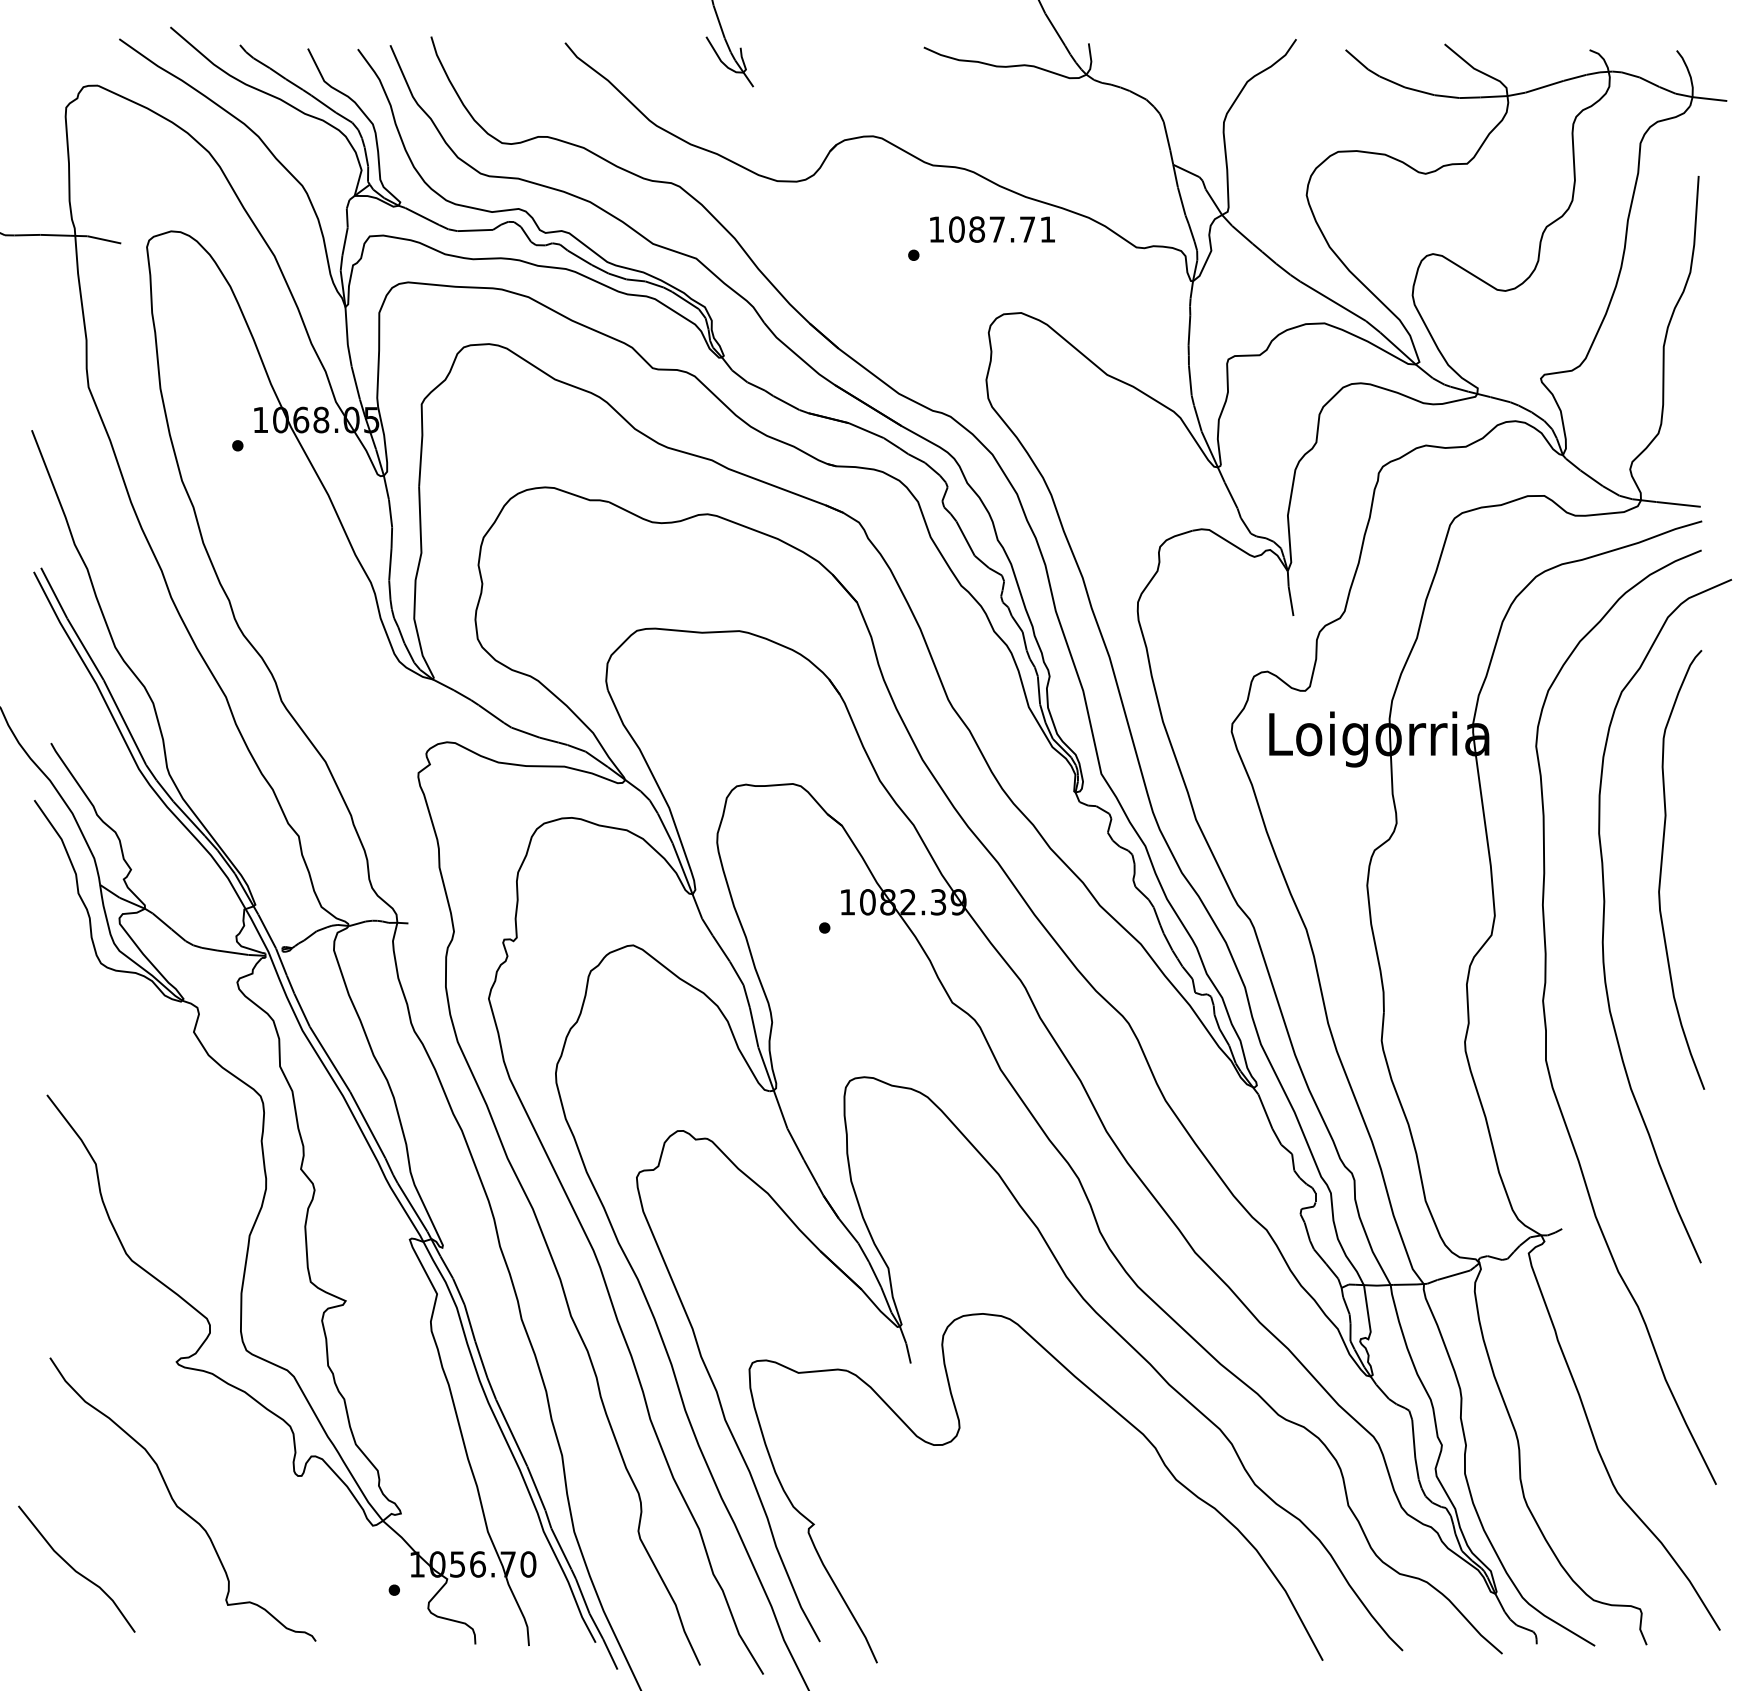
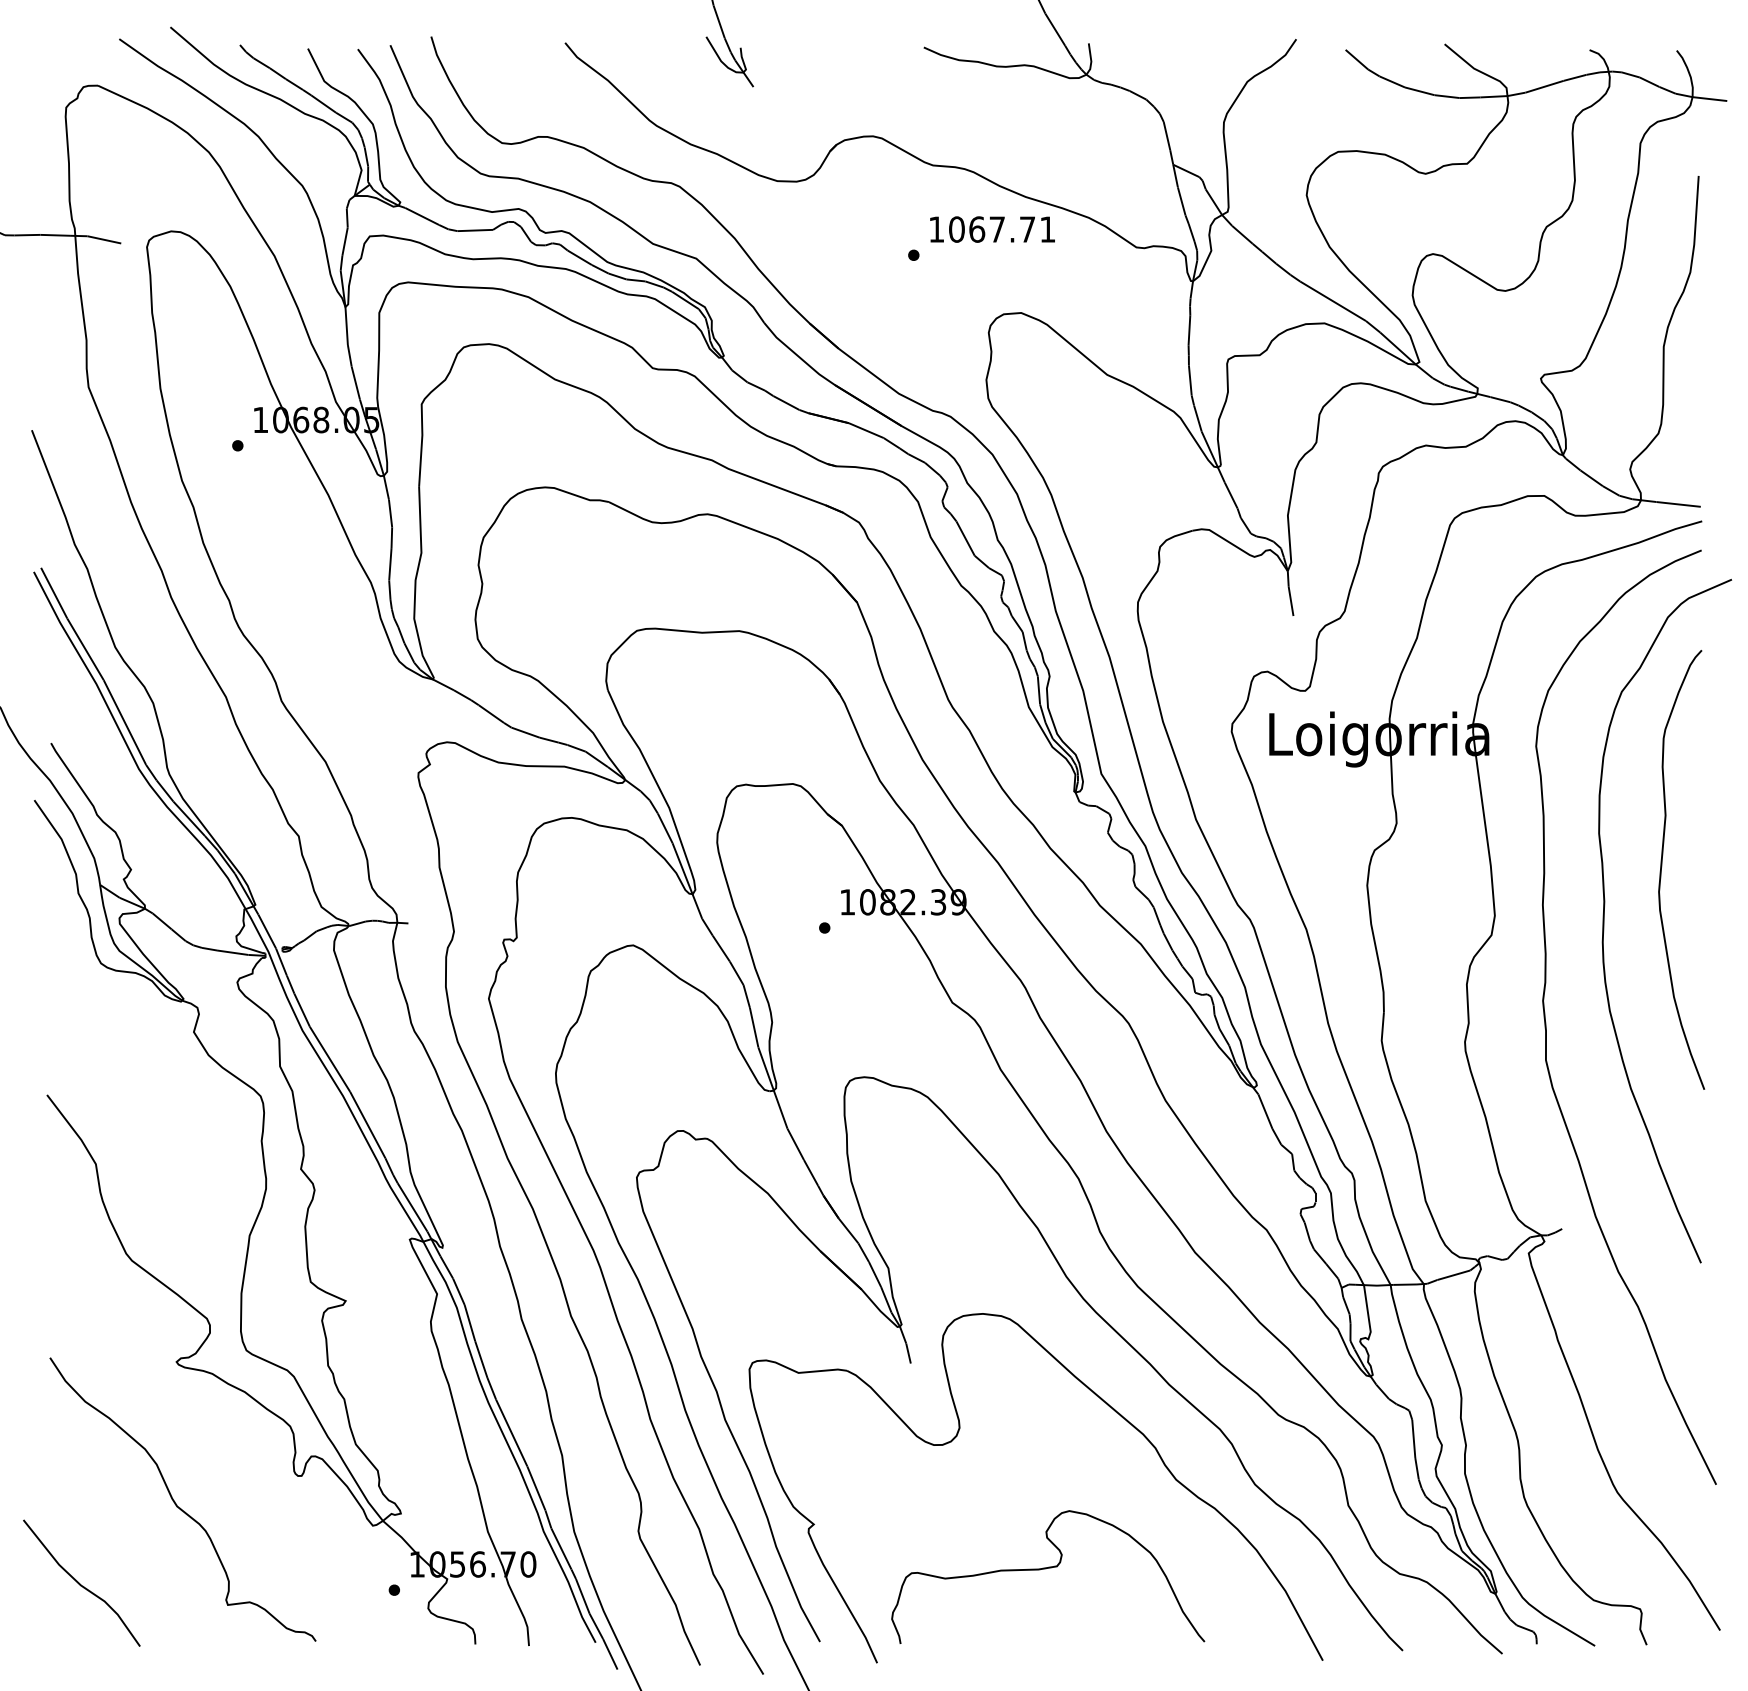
text: 1087.71 -> 1067.71 (977, 229)
curve position: (75, 1569) -> (80, 1583) (80, 1583)
curve: none -> present (1046, 1569)
